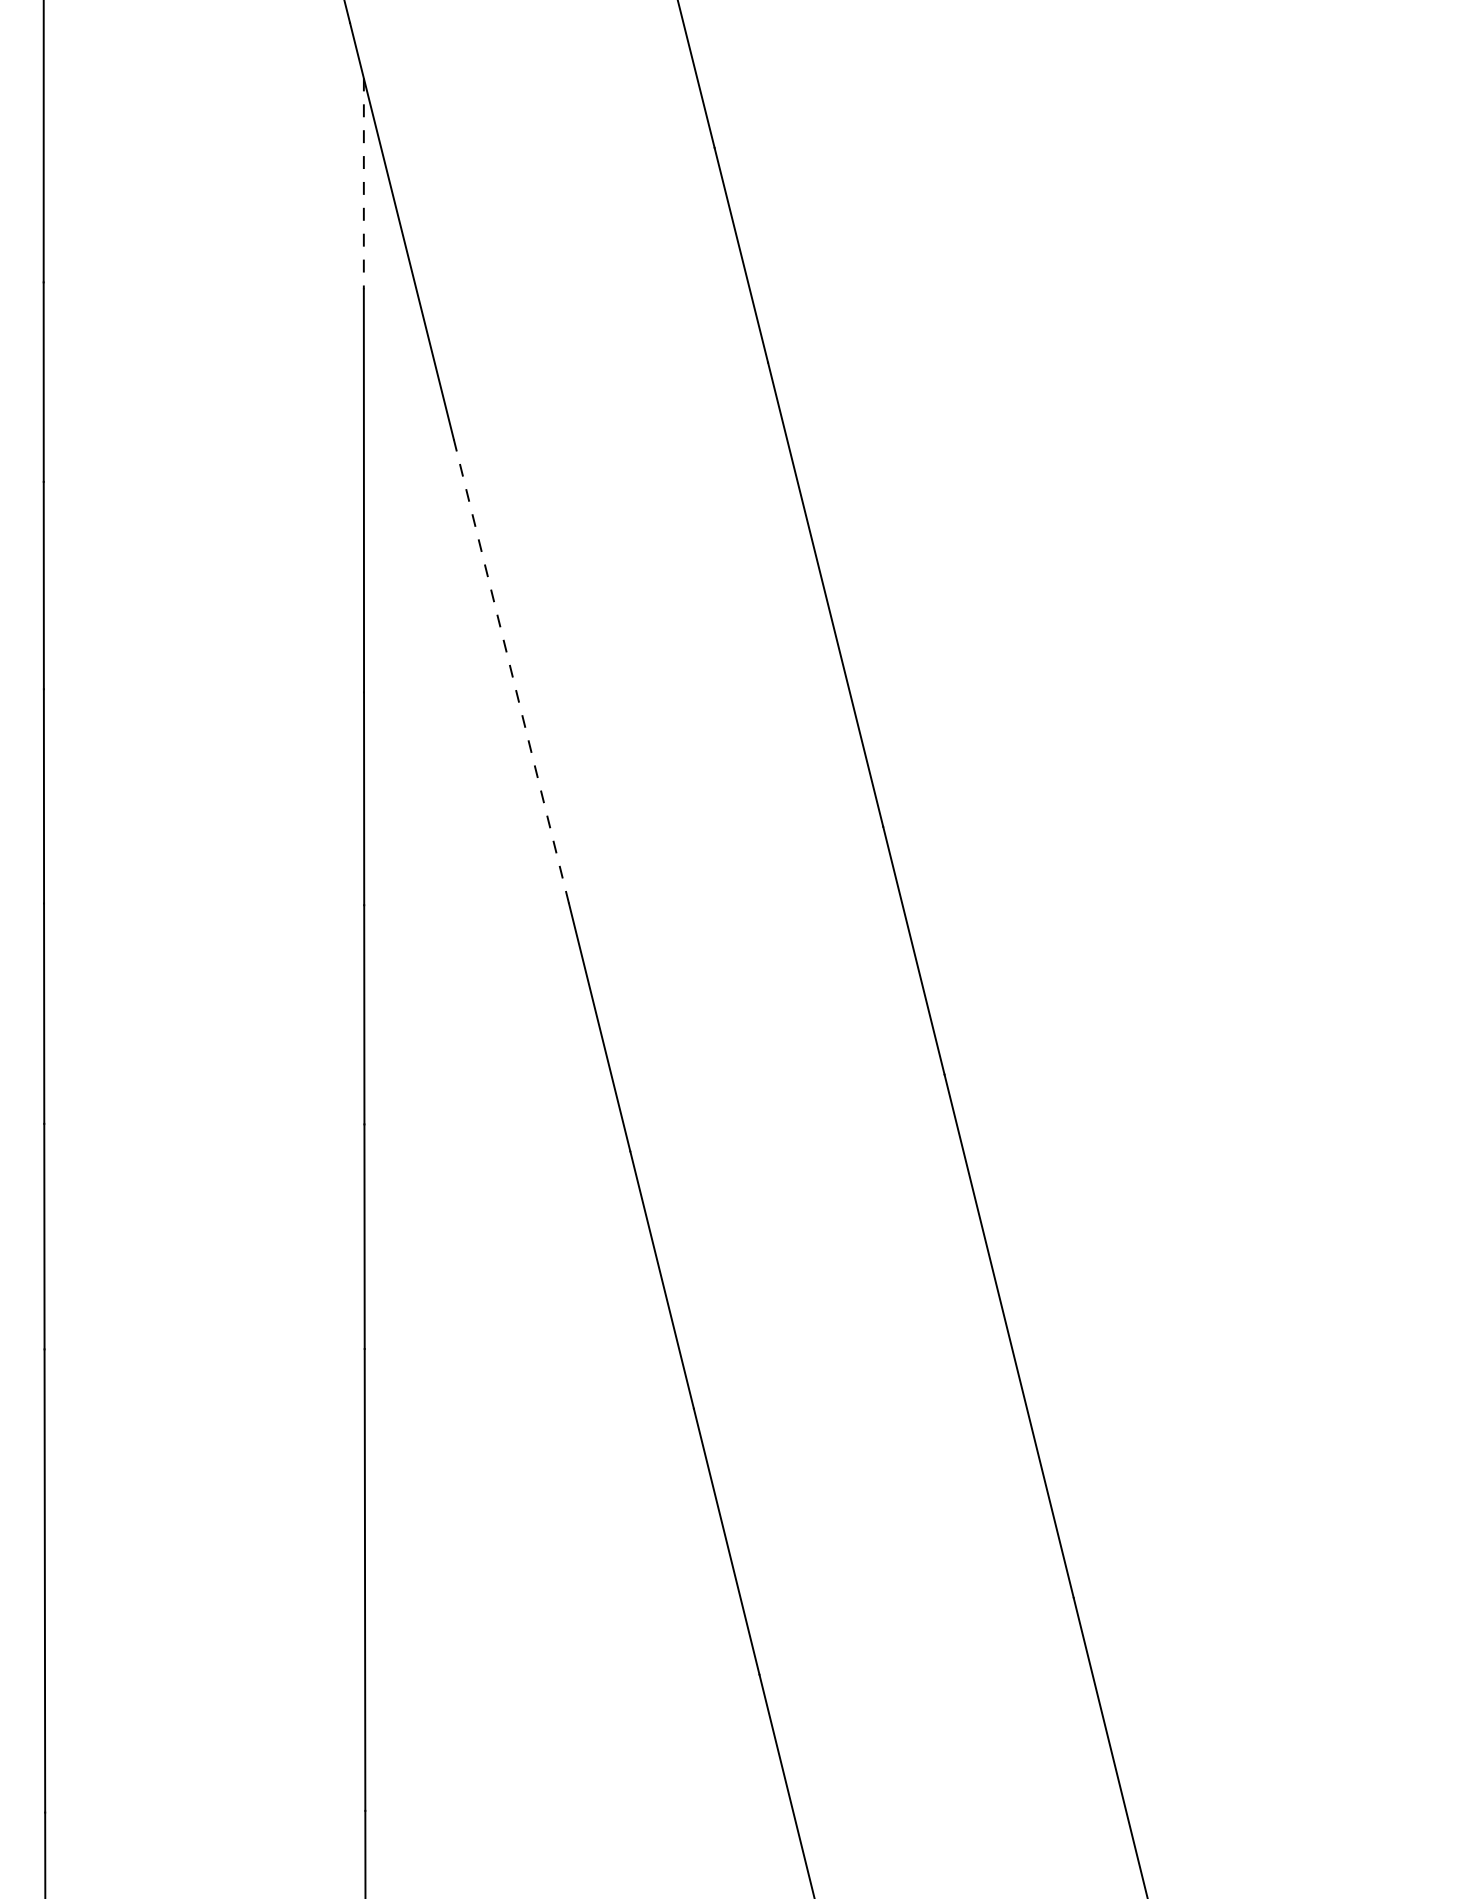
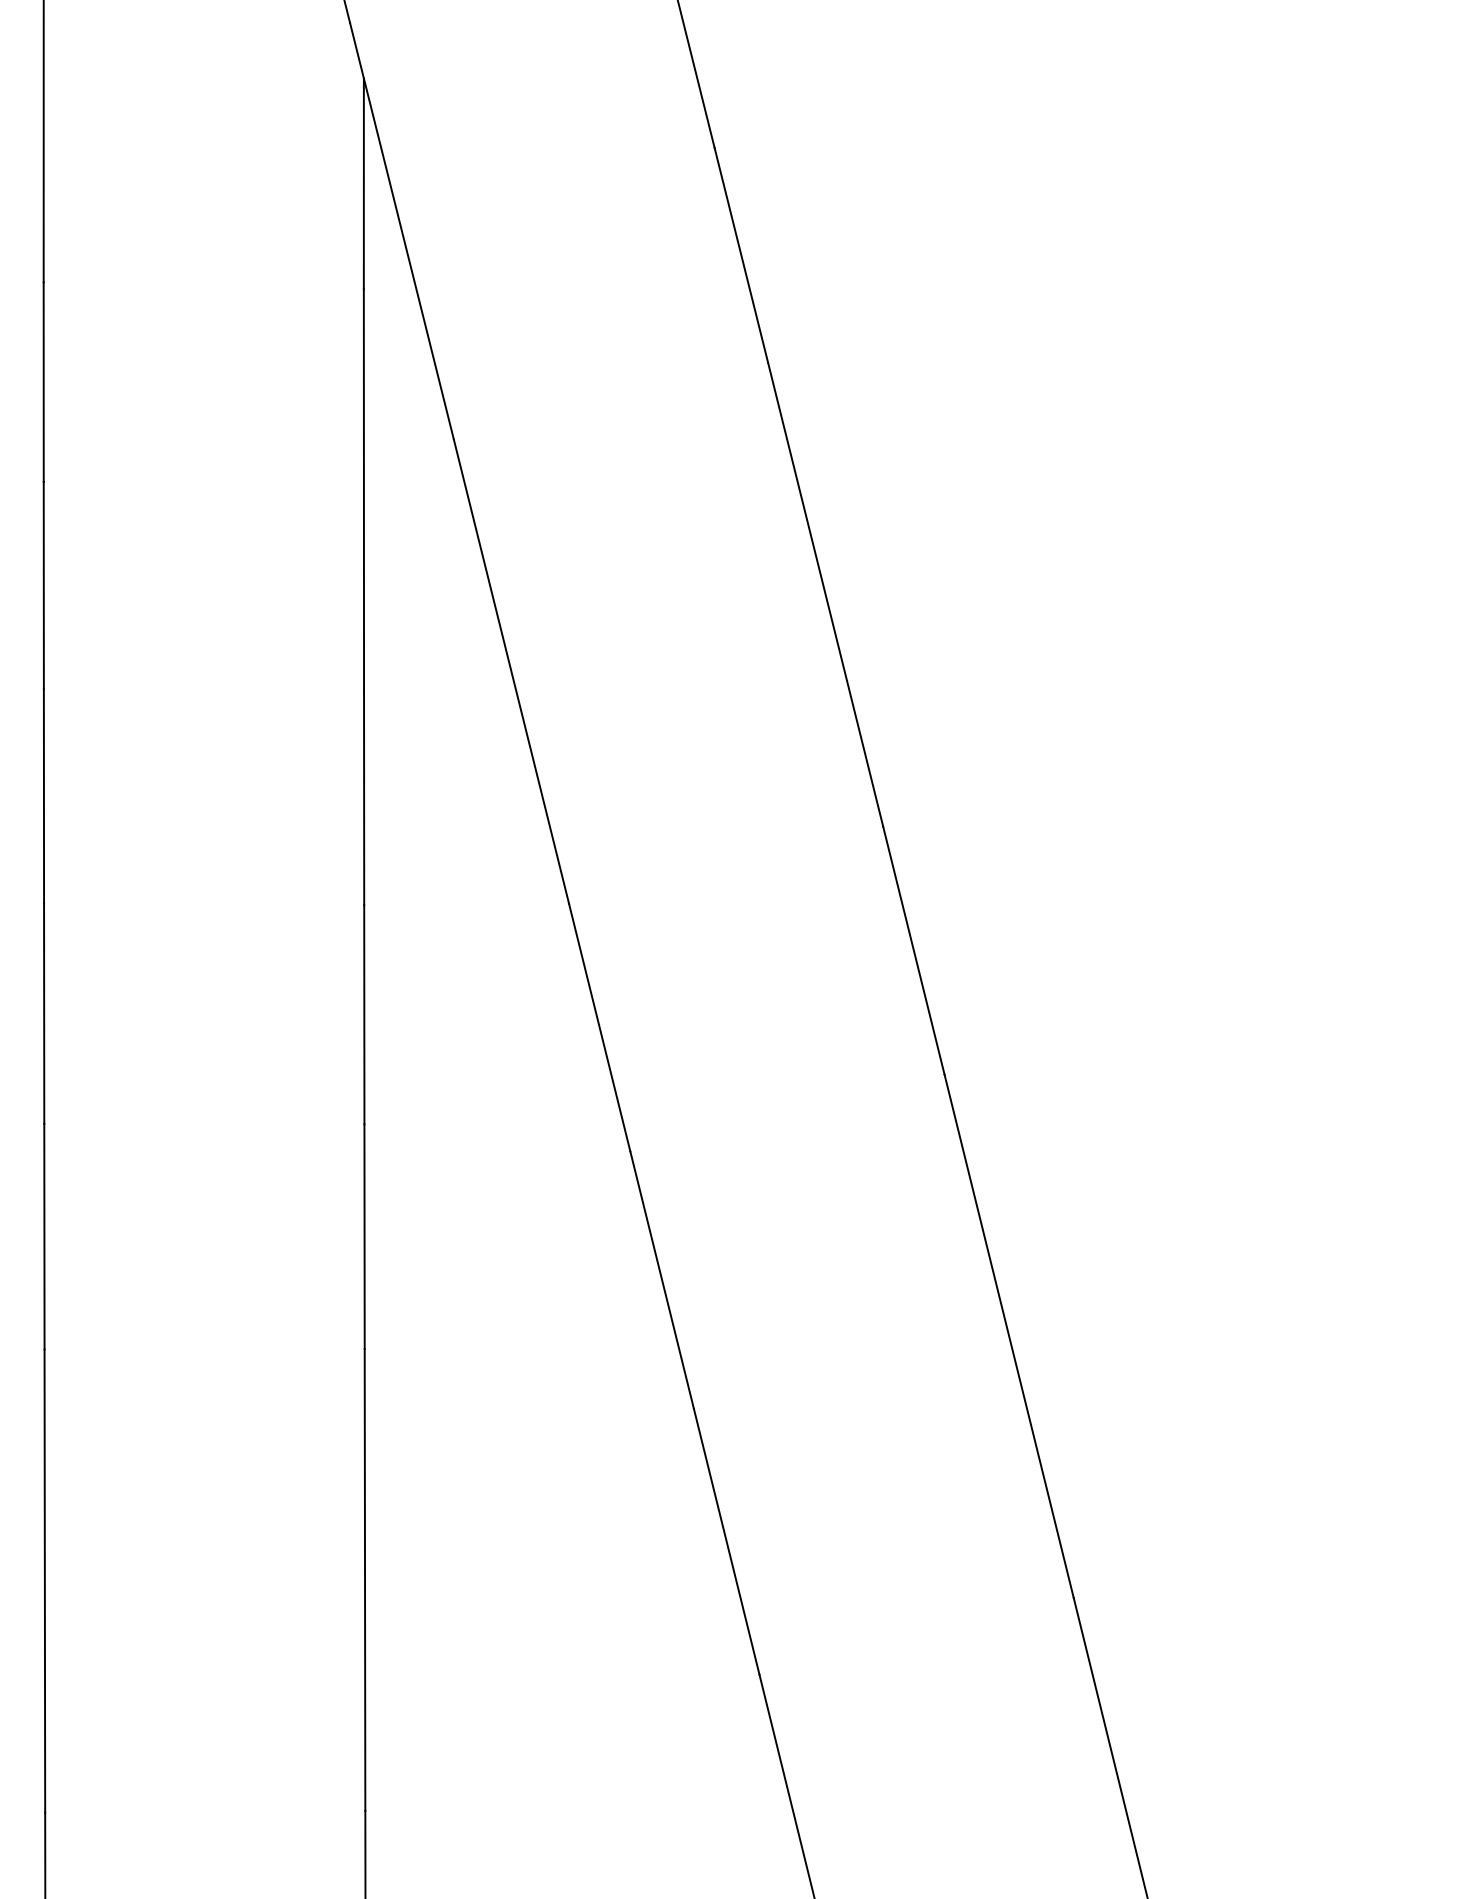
line: dashed -> solid (363, 184)
line: dashed -> solid (511, 671)
